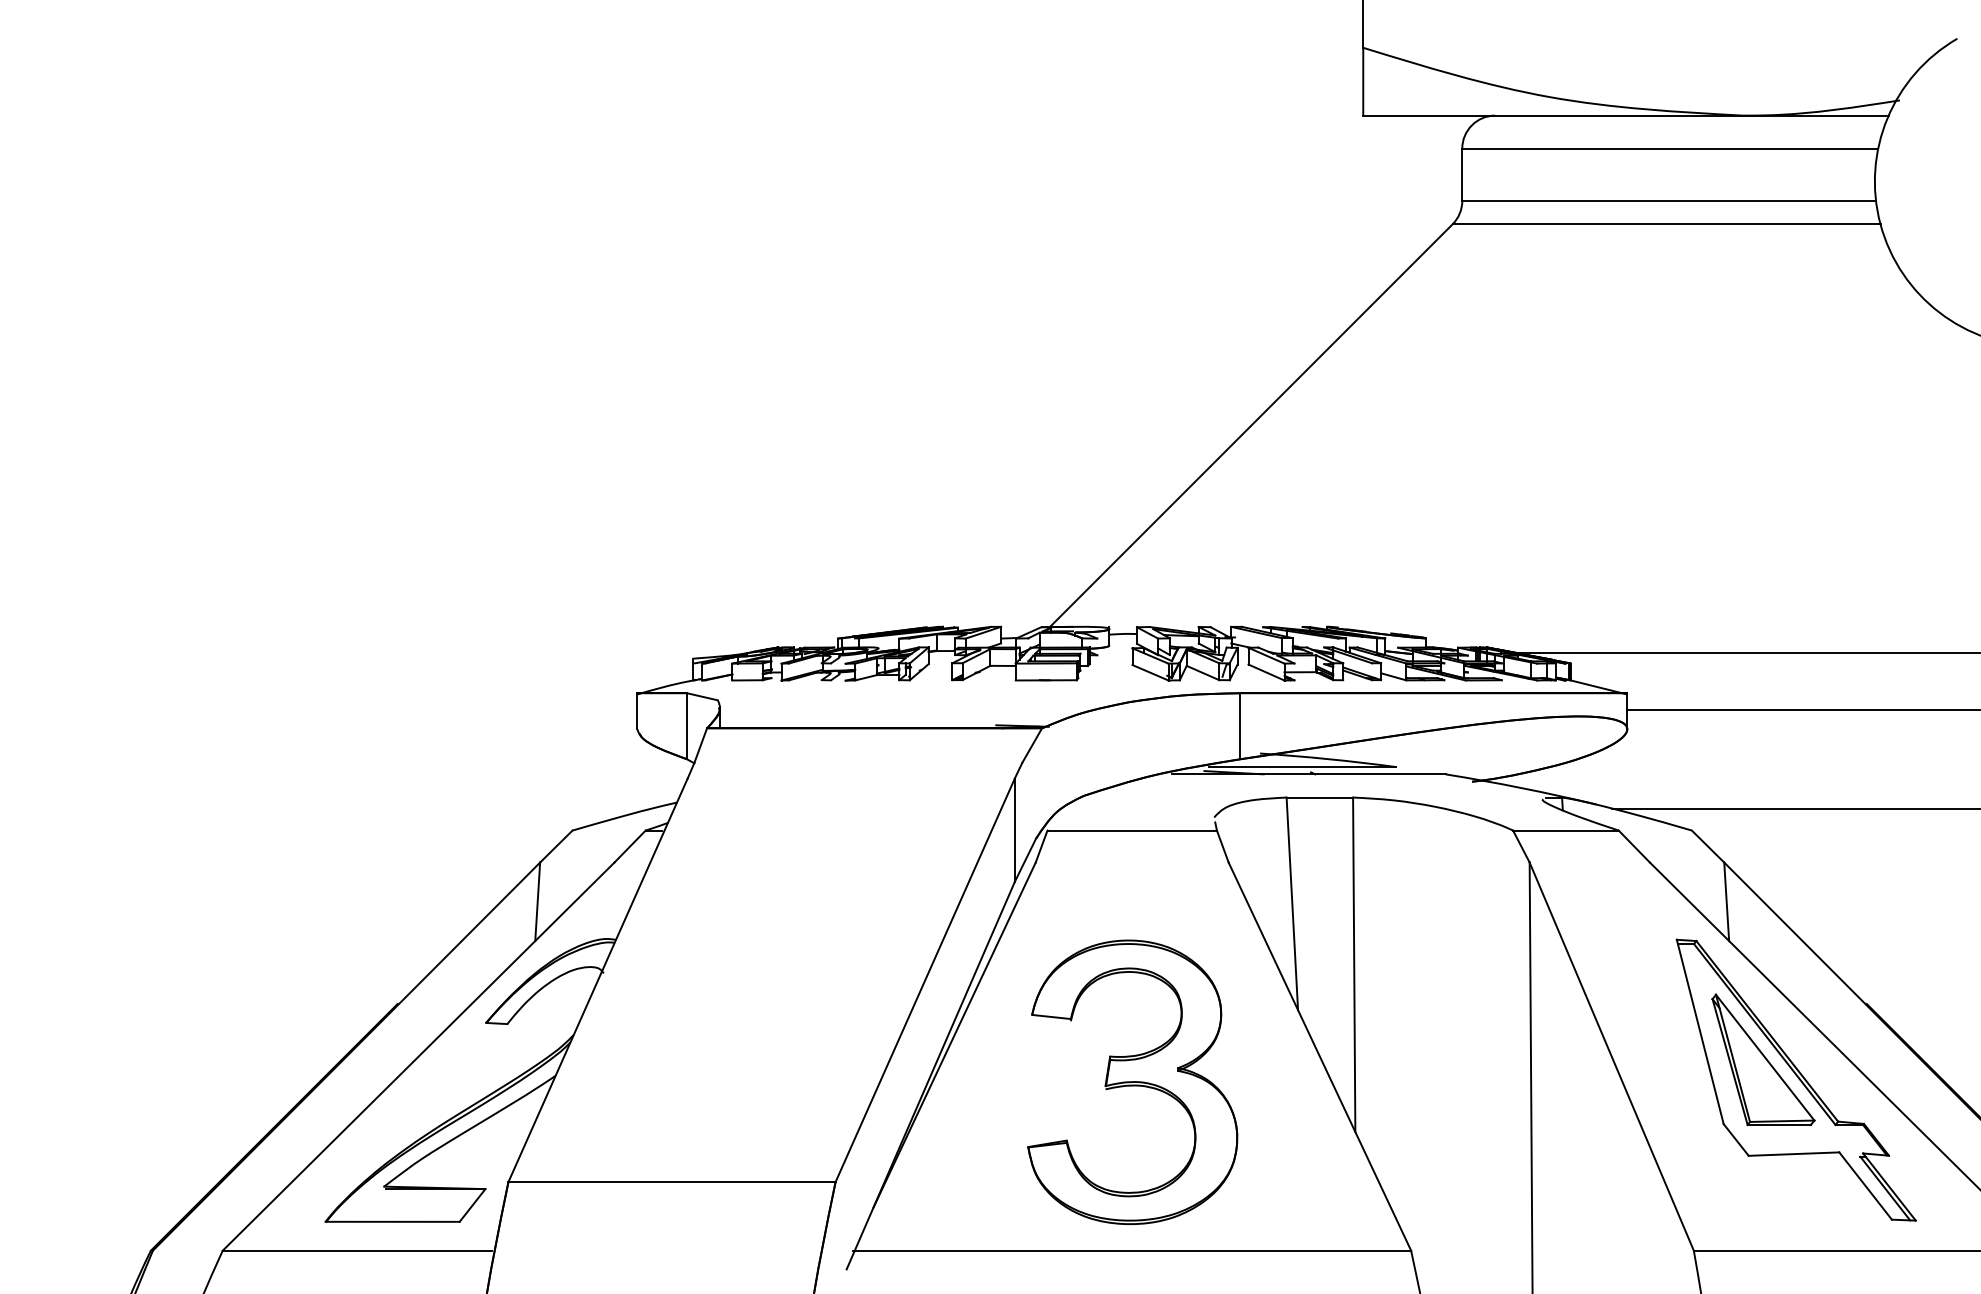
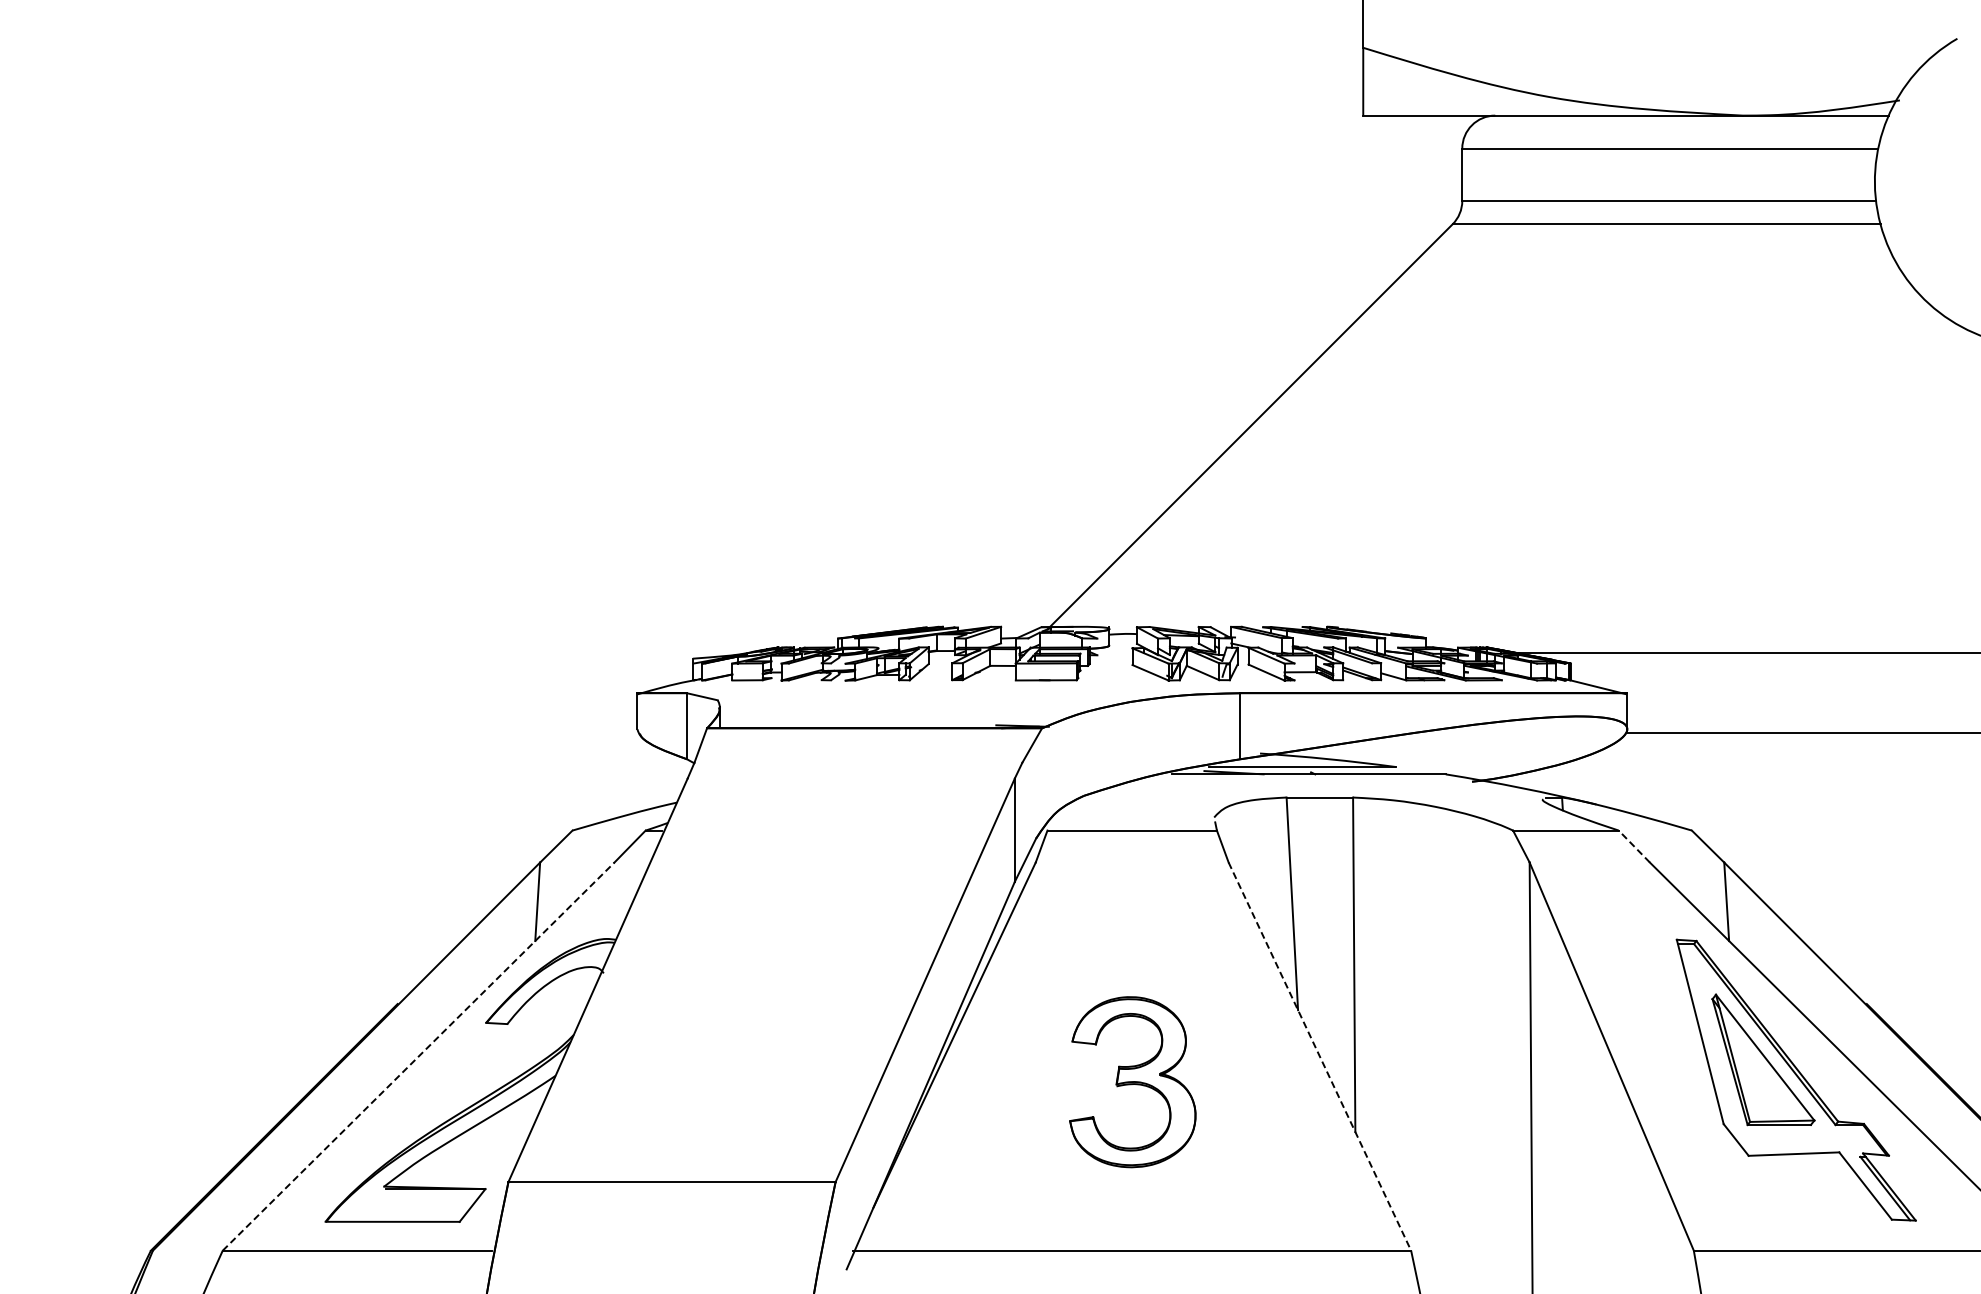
line position: (1802, 709) -> (1802, 732) (1802, 732)
line: present -> none (1794, 808)
line: solid -> dashed (1633, 846)
line: solid -> dashed (418, 1056)
line: solid -> dashed (1320, 1057)
part size: 212x286 px -> 128x173 px (1132, 1082)
